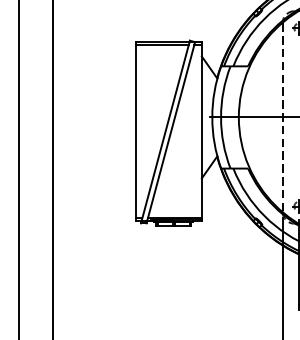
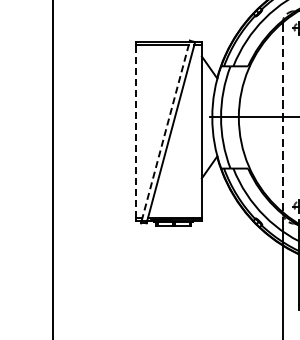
line: solid -> dashed (135, 131)
line: solid -> dashed (165, 131)
line: present -> none (19, 169)
